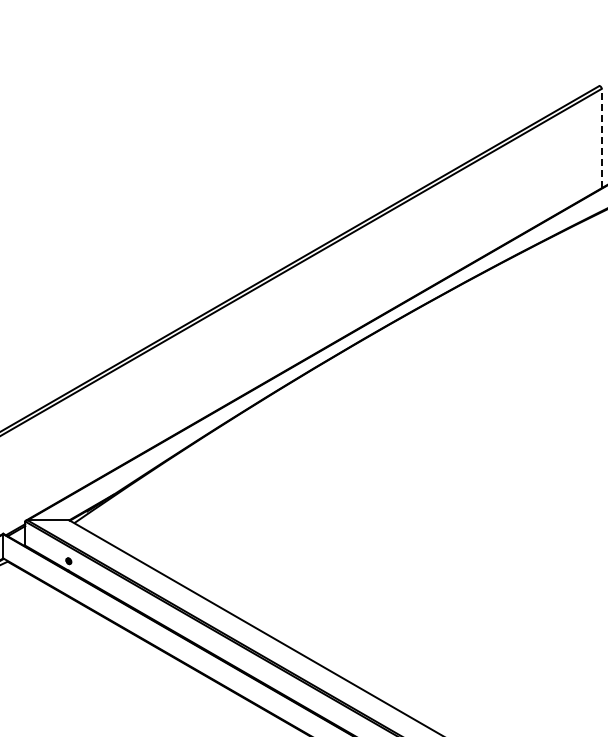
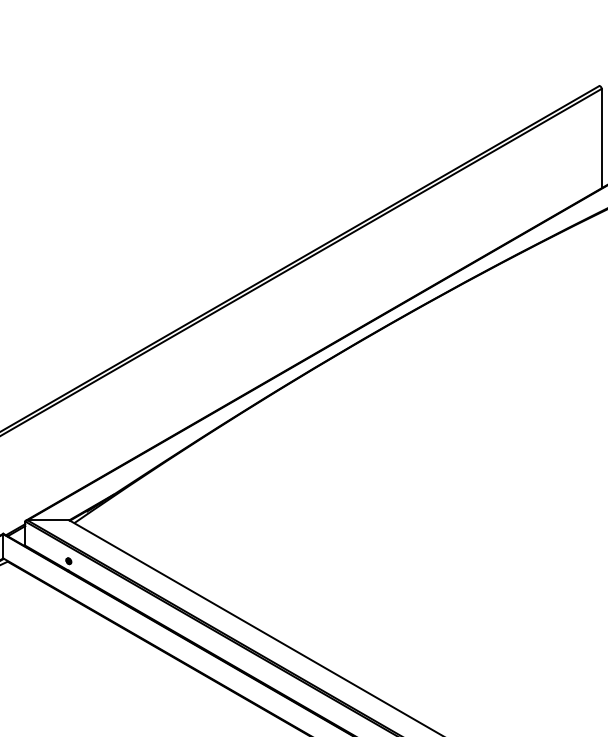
line: dashed -> solid (601, 138)
